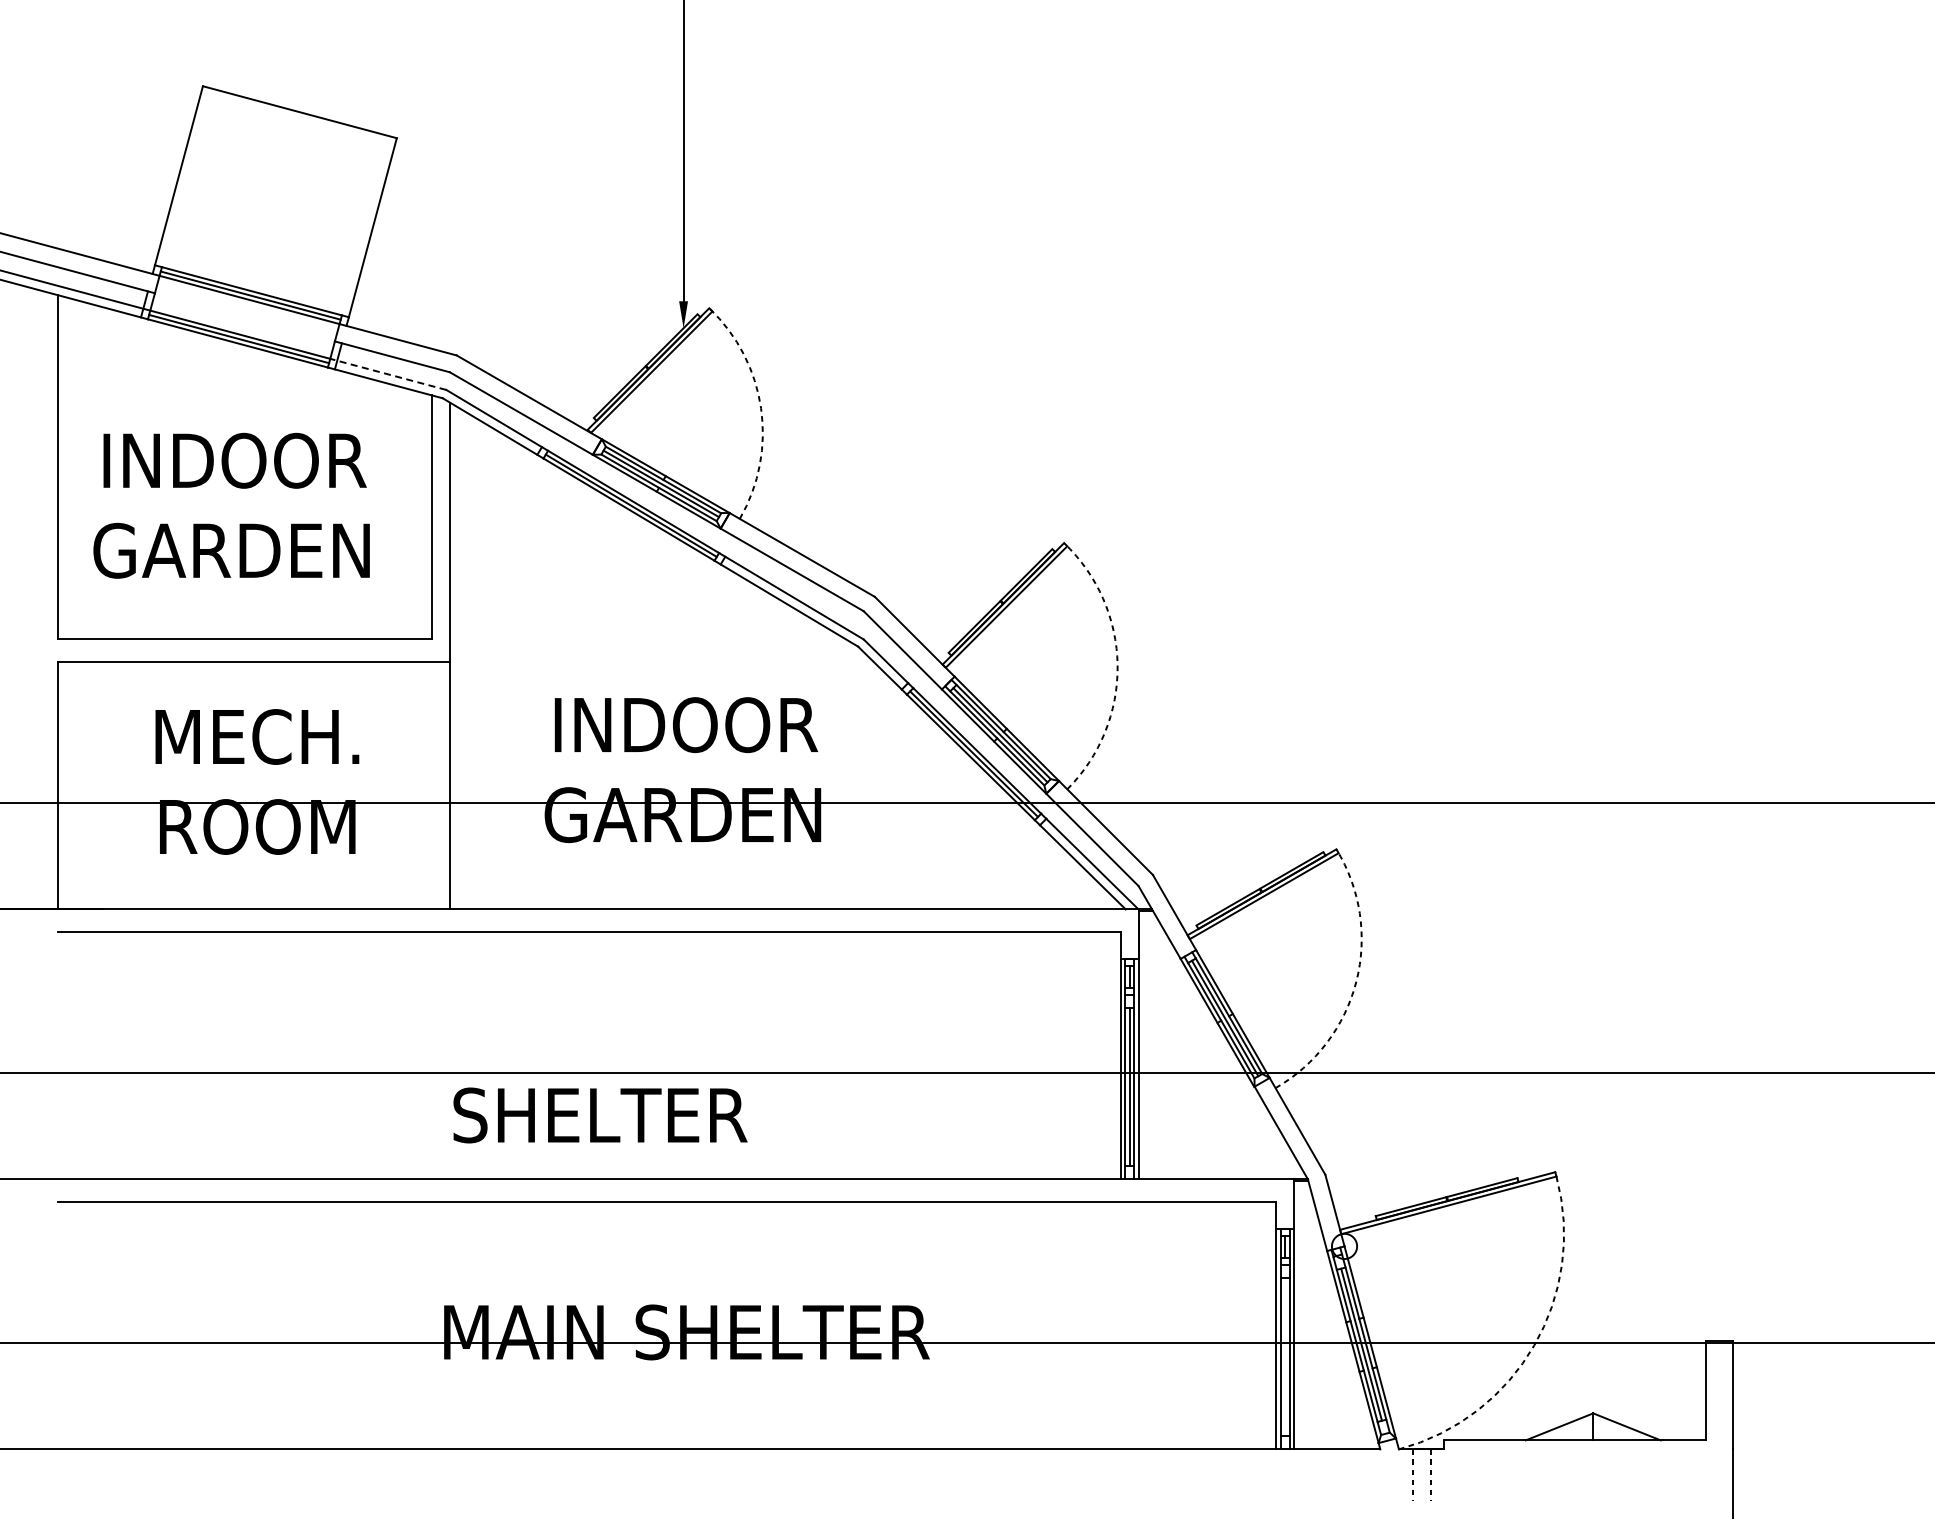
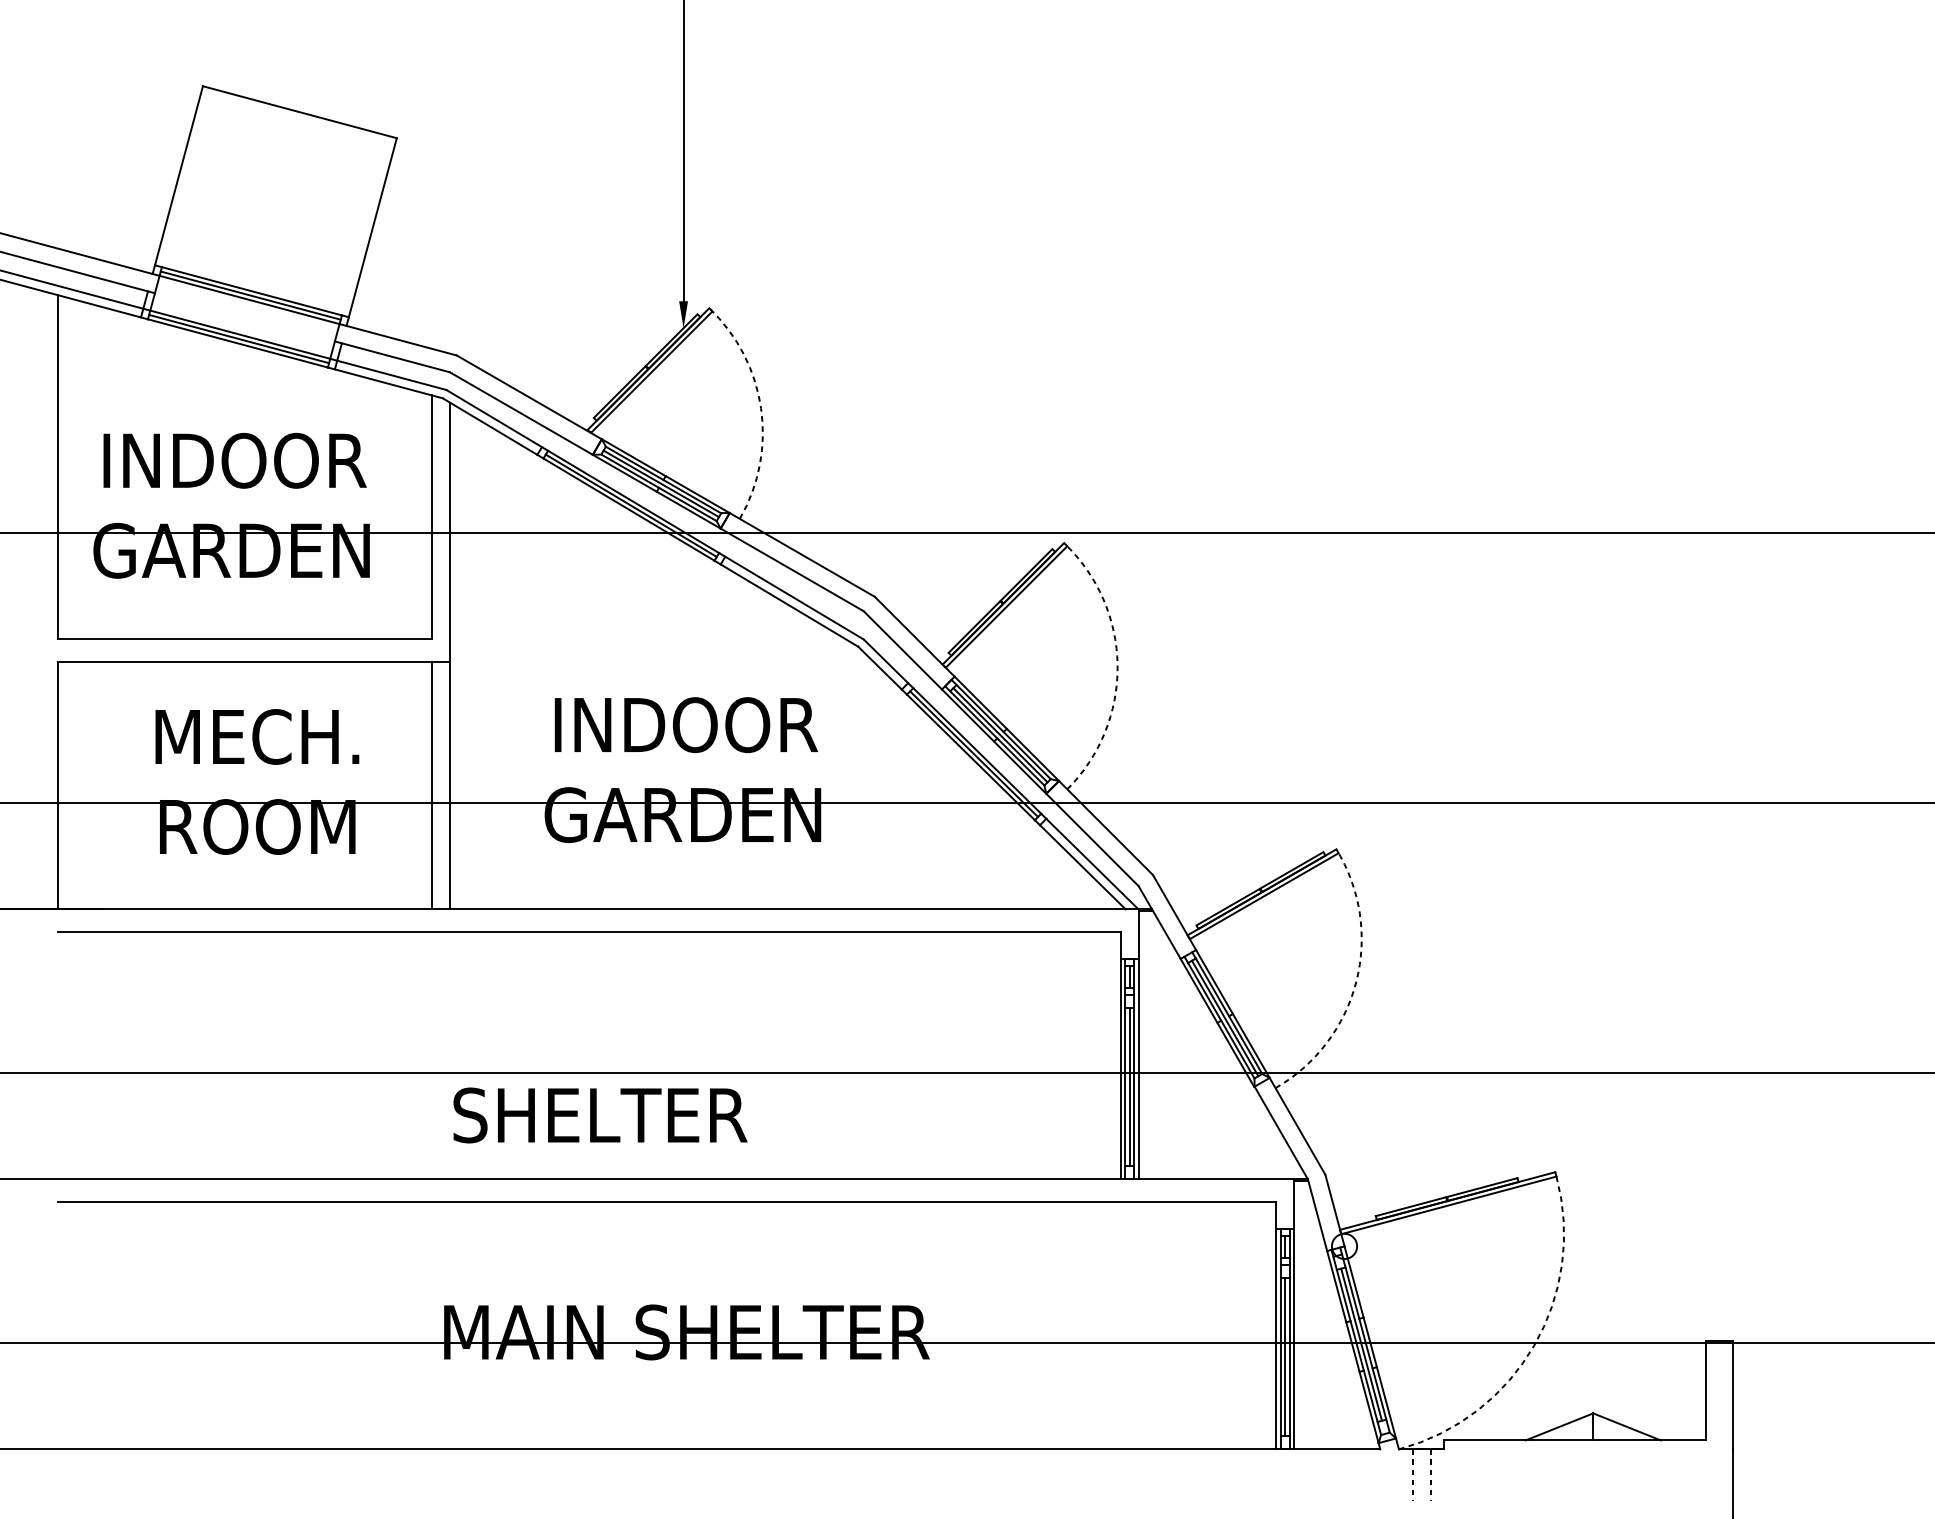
line: dashed -> solid (387, 374)
line: none -> present (966, 533)
line: none -> present (431, 785)
line: none -> present (1285, 1356)
